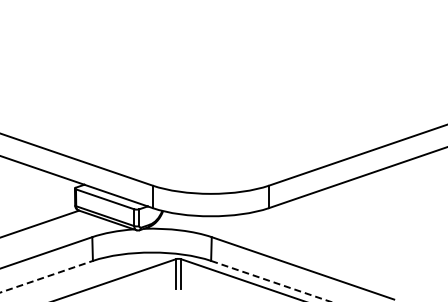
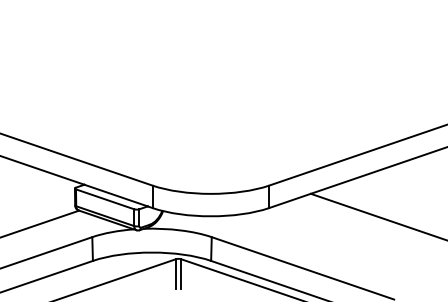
line: none -> present (377, 216)
line: dashed -> solid (46, 276)
line: dashed -> solid (271, 281)
